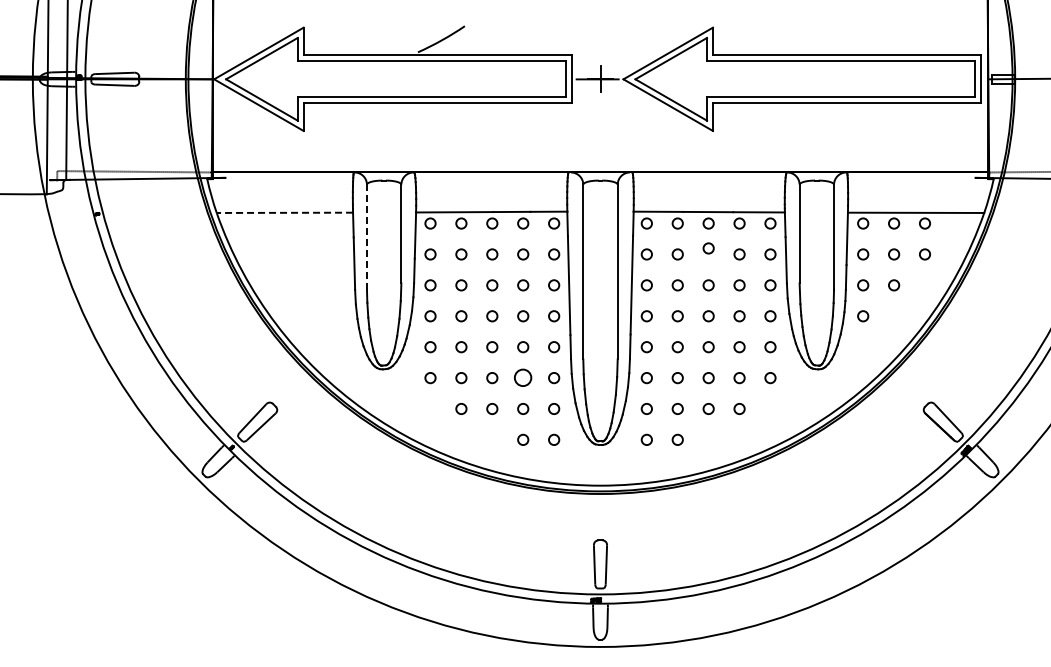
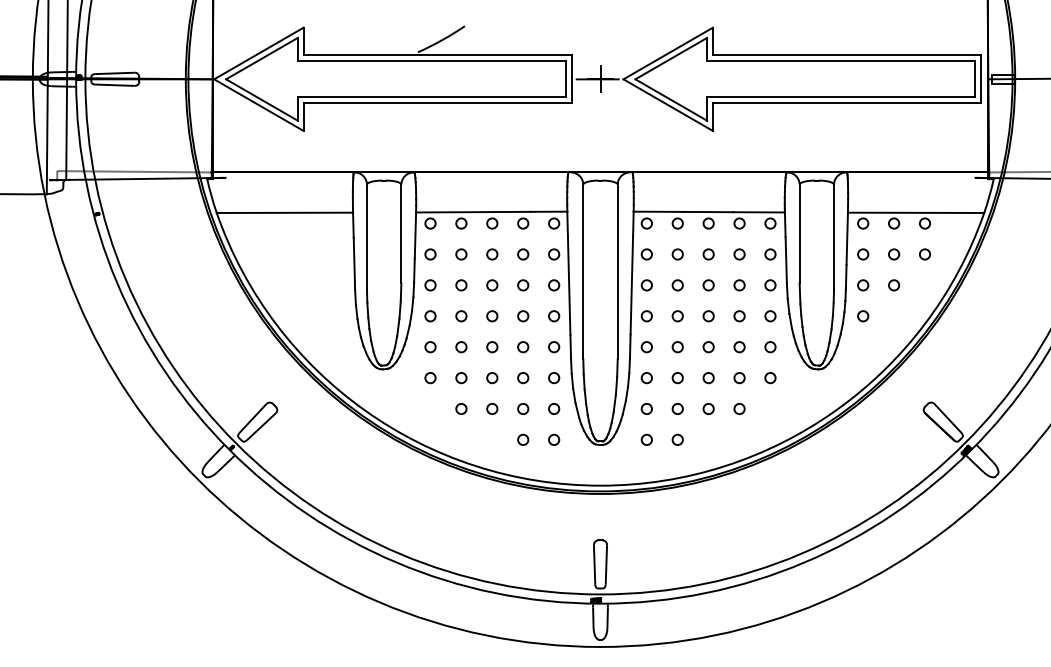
line: dashed -> solid (284, 212)
line: dashed -> solid (366, 237)
circle position: (708, 248) -> (708, 254) (708, 254)
circle size: 19x19 px -> 13x13 px (523, 378)
